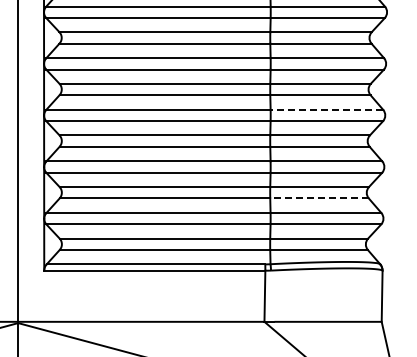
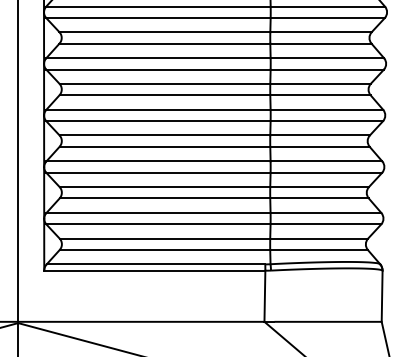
line: dashed -> solid (326, 109)
line: dashed -> solid (319, 198)
